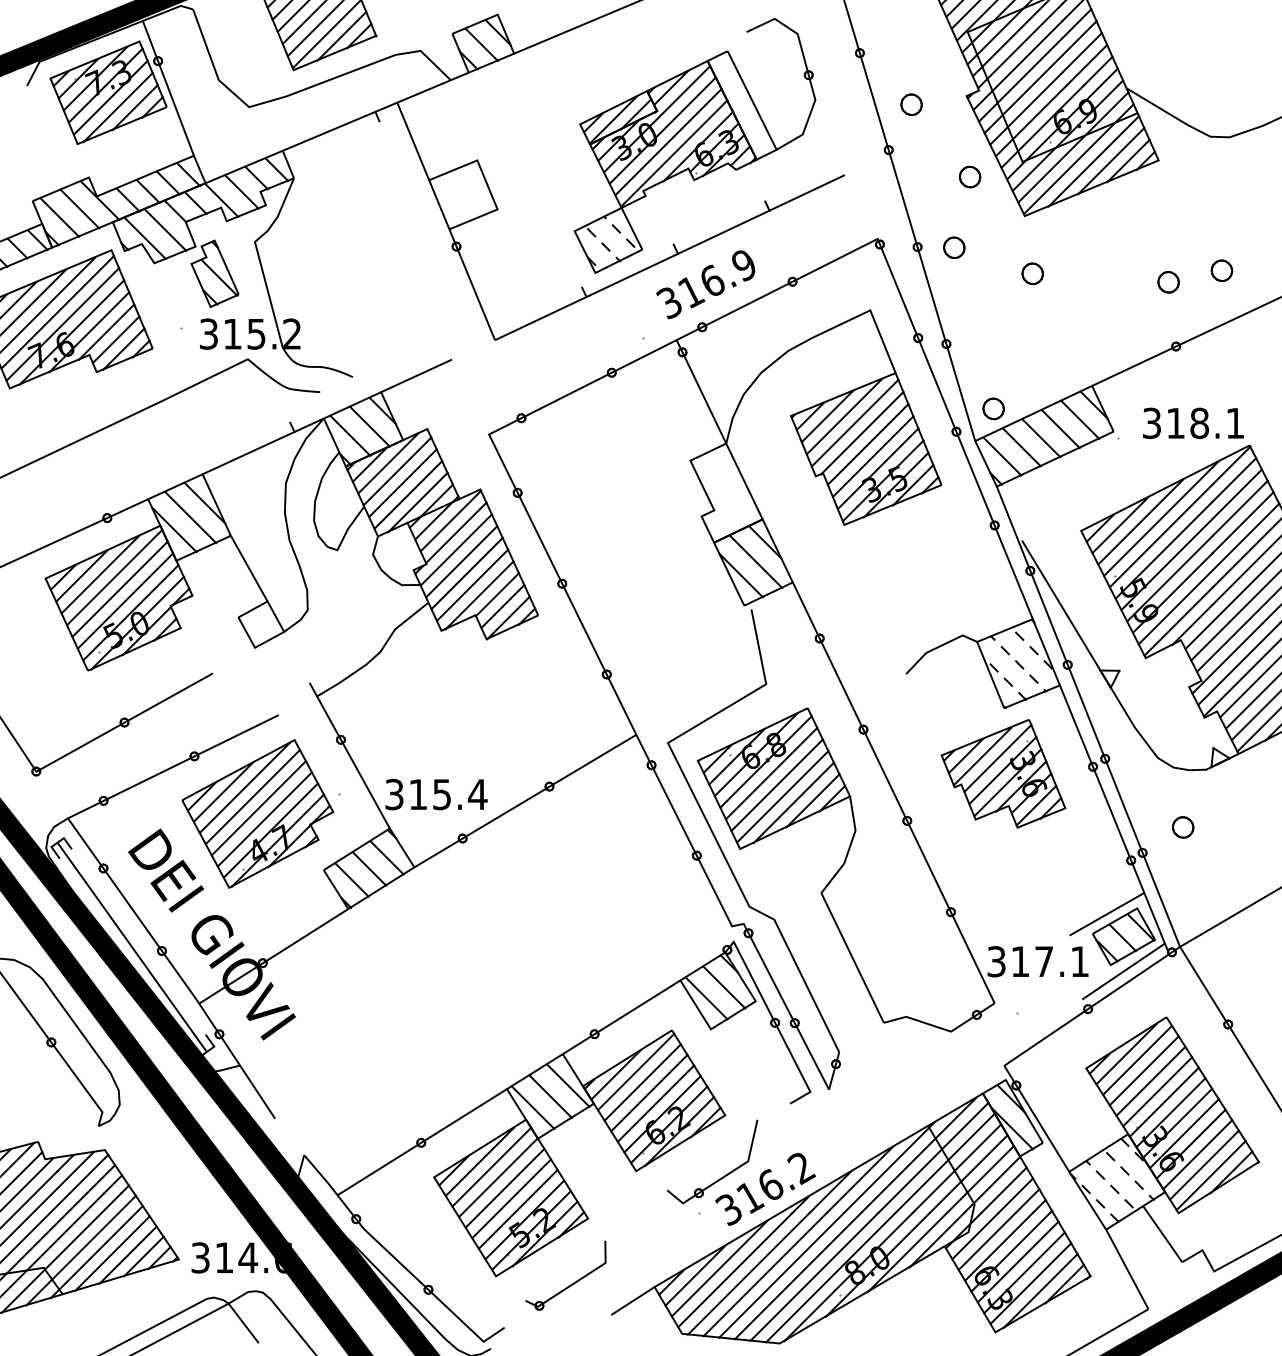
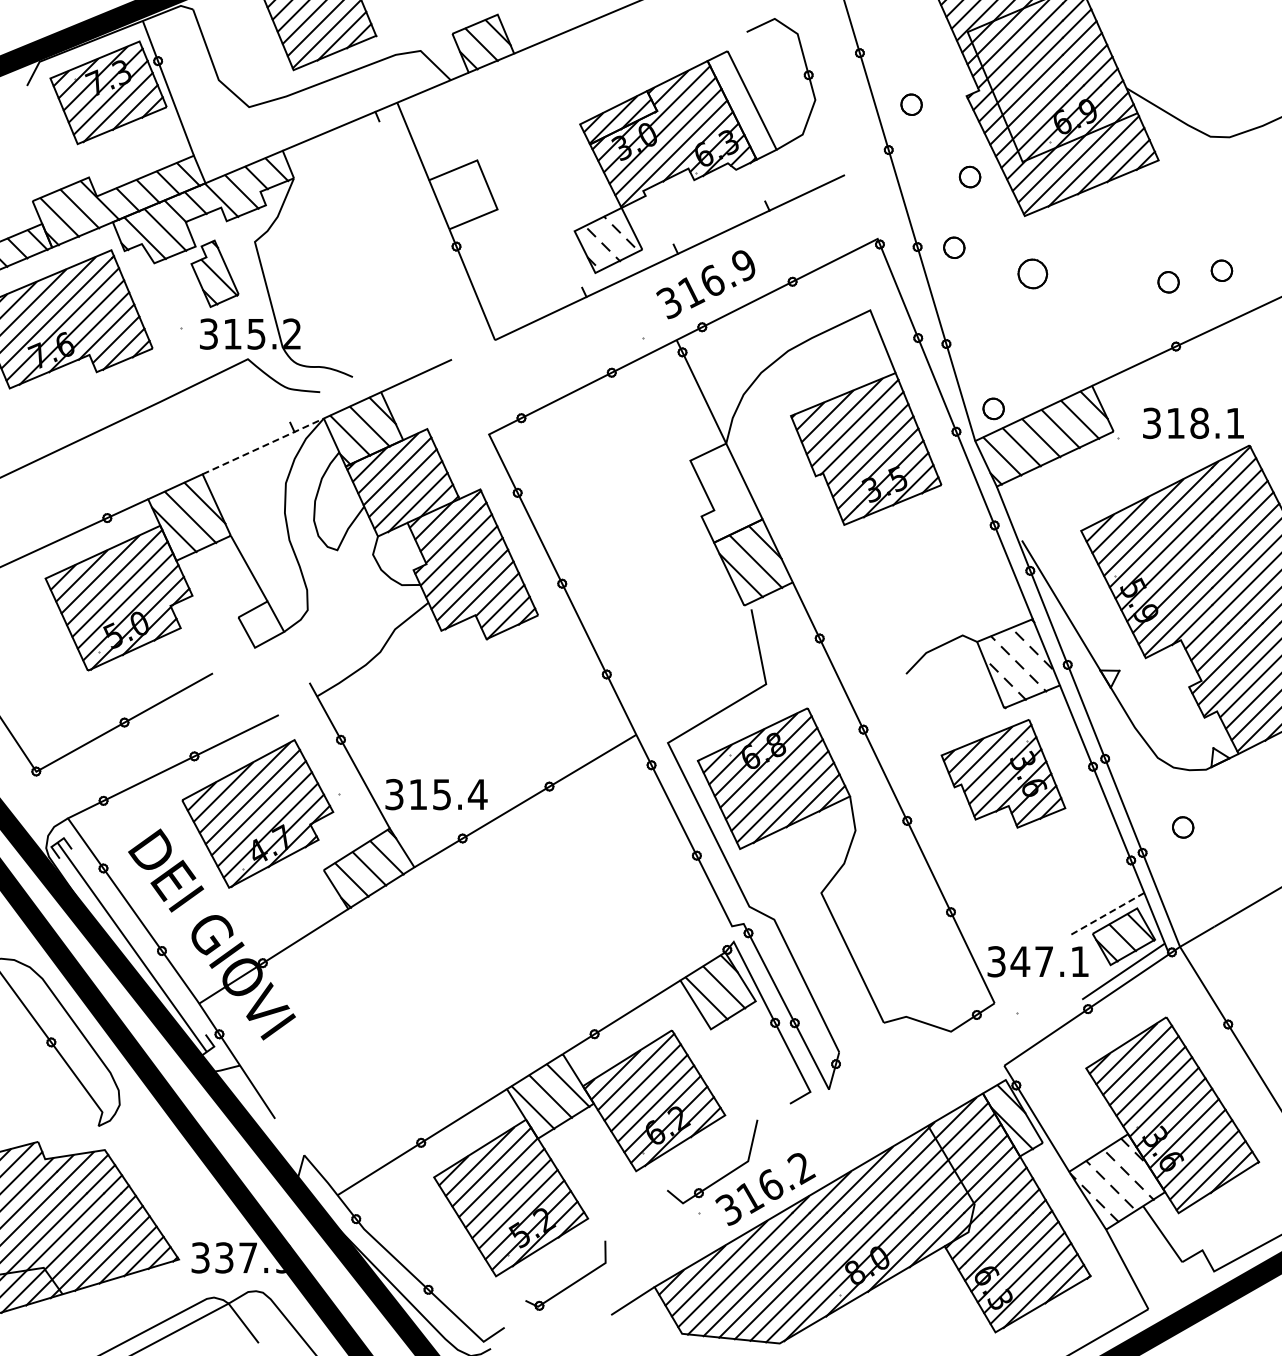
part size: 23x23 px -> 32x32 px (1032, 273)
line: solid -> dashed (263, 446)
line: solid -> dashed (1106, 914)
text: 317.1 -> 347.1 (1020, 961)
text: 314.6 -> 337.9 (253, 1257)
